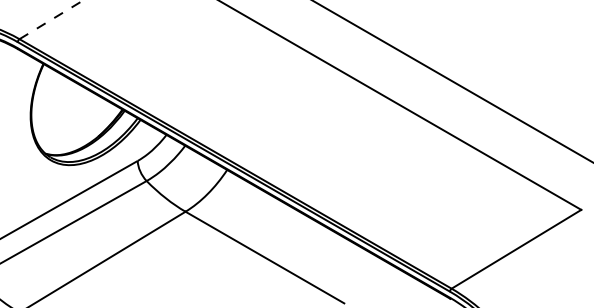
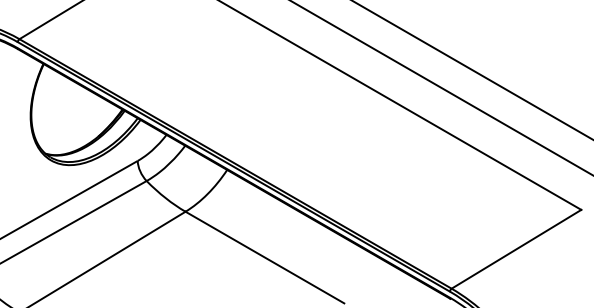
line: dashed -> solid (51, 19)
line position: (452, 81) -> (472, 70) (472, 70)
line: none -> present (441, 87)
